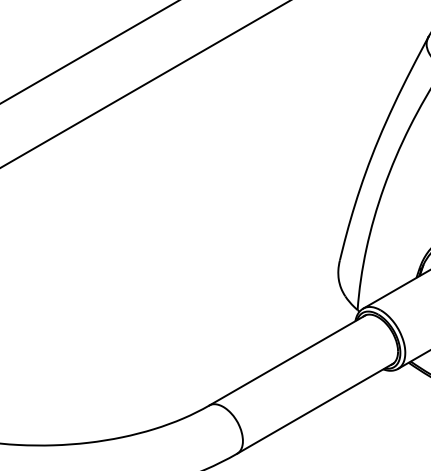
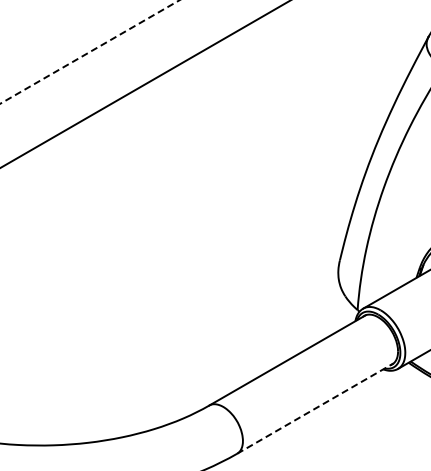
line: solid -> dashed (90, 51)
line: solid -> dashed (315, 408)
